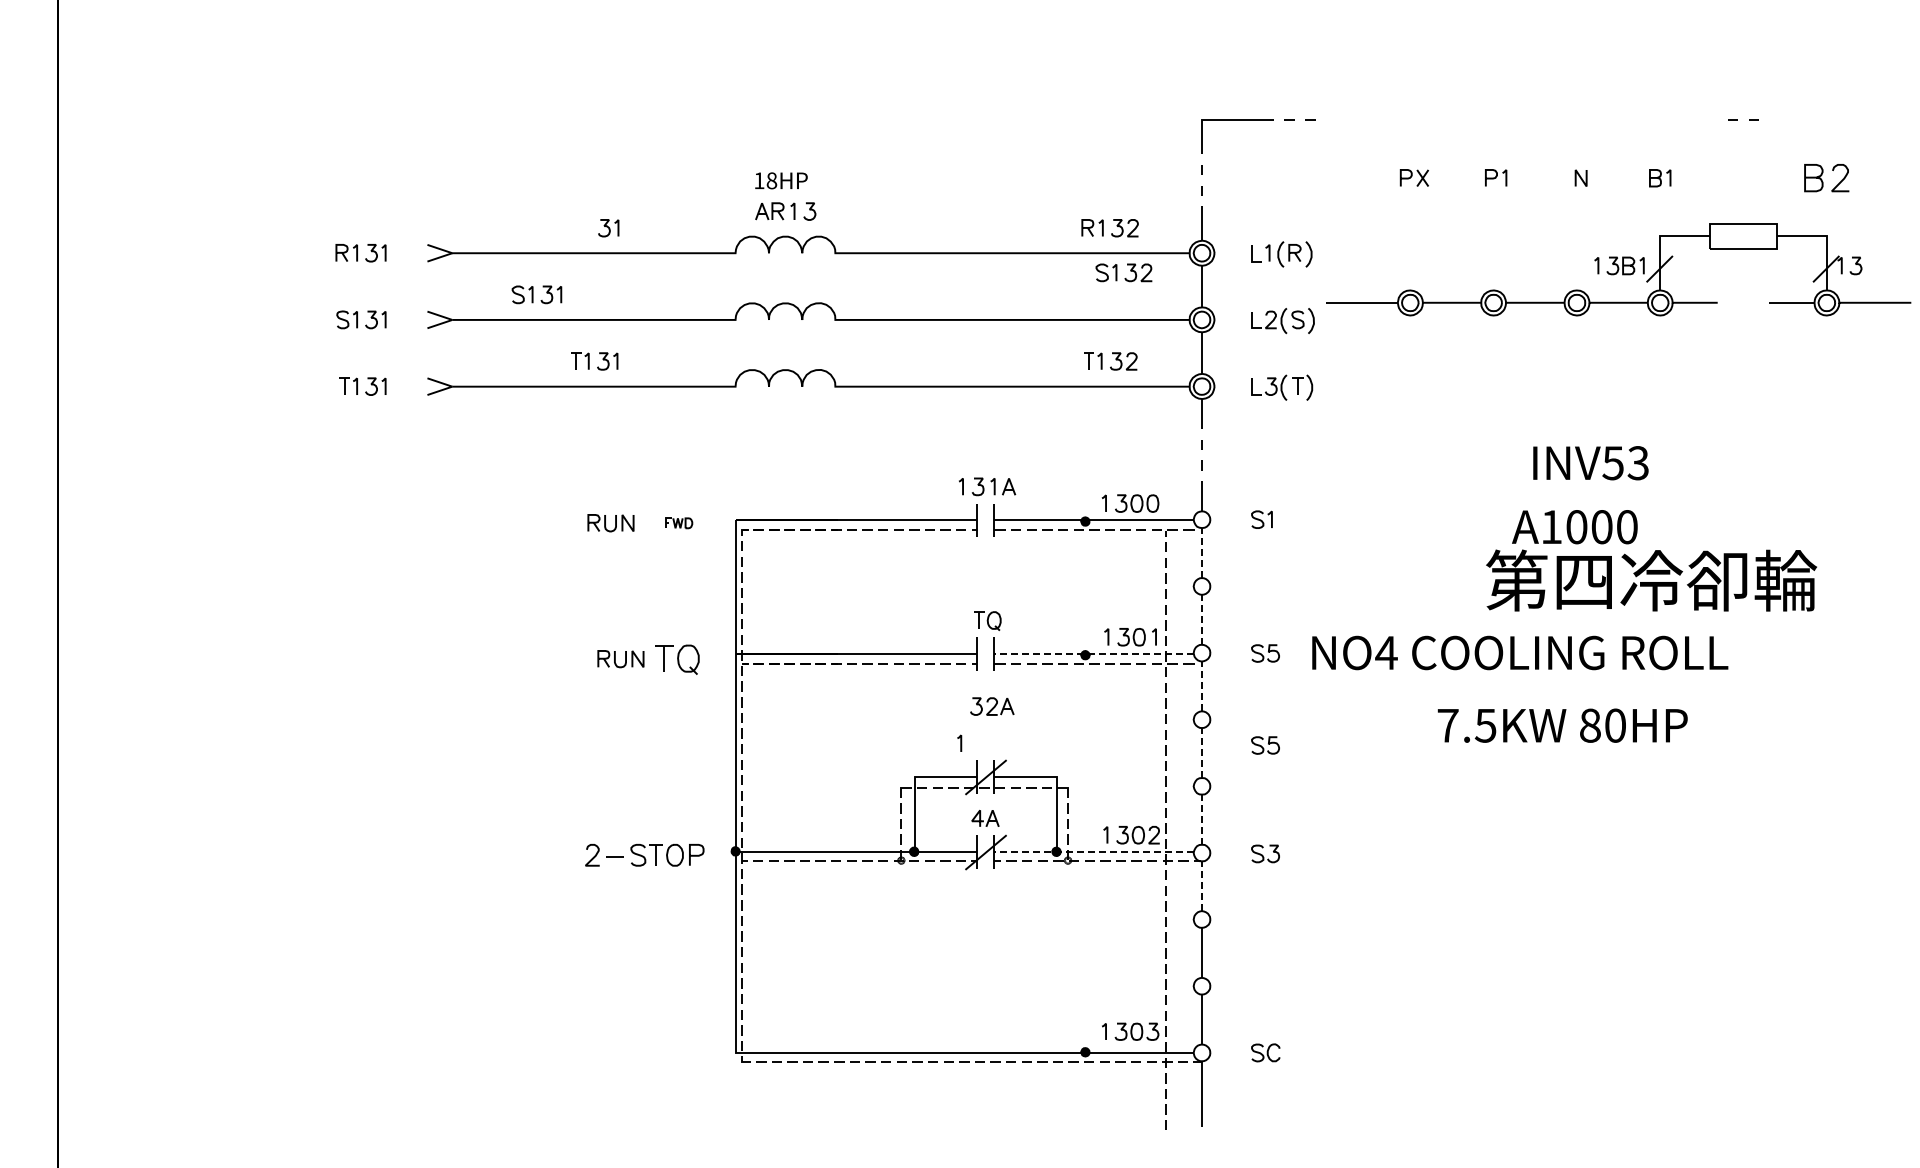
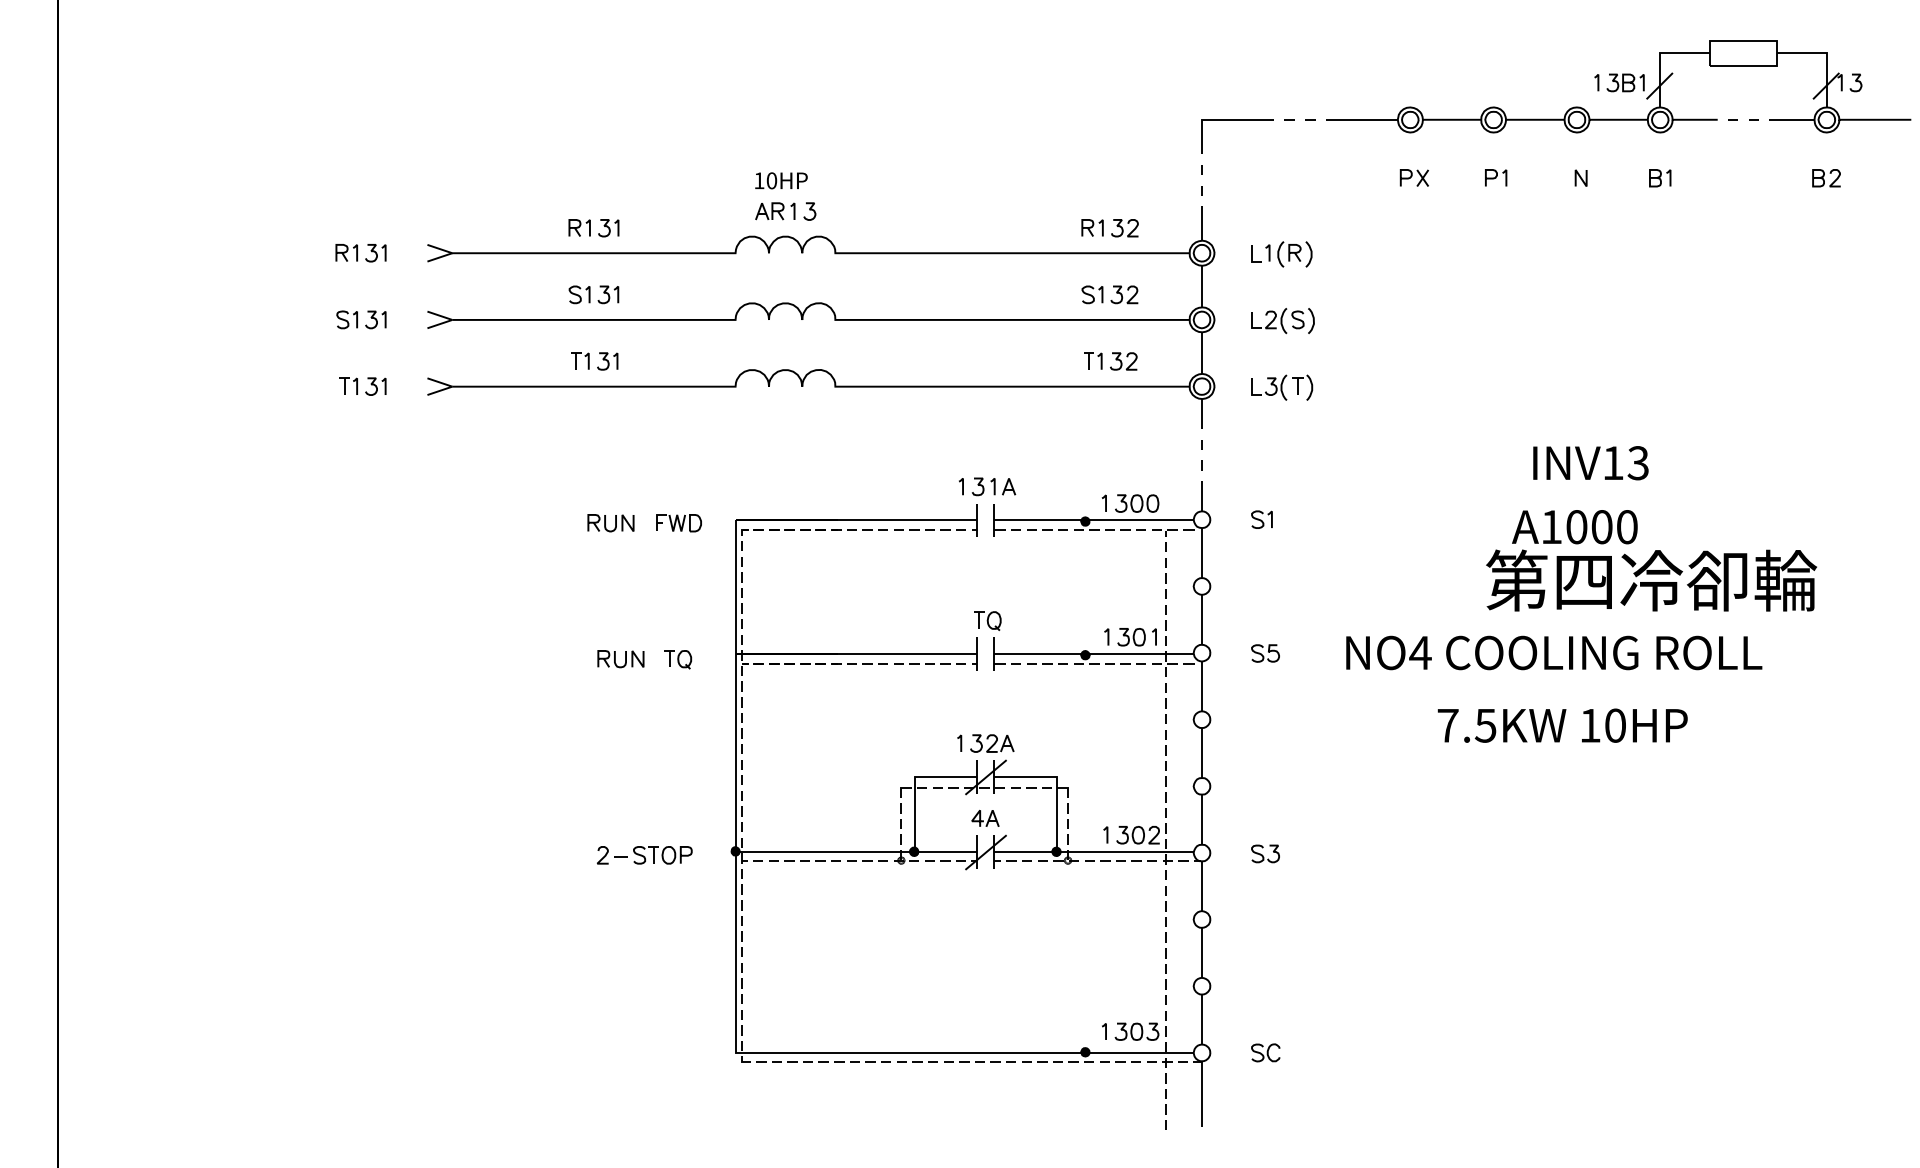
part size: 46x29 px -> 29x19 px (1826, 178)
text: 18HP -> 10HP (771, 181)
part: none -> present (579, 227)
part position: (1618, 269) -> (1618, 86) (1618, 86)
part position: (1123, 272) -> (1109, 294) (1109, 294)
part position: (536, 294) -> (593, 294) (593, 294)
text: INV53 -> INV13 (1612, 463)
part size: 29x13 px -> 46x19 px (678, 523)
line: dashed -> solid (1202, 553)
line: dashed -> solid (1202, 619)
text position: (1520, 652) -> (1554, 652) (1554, 652)
line: dashed -> solid (1093, 653)
part size: 45x31 px -> 29x20 px (678, 659)
line: dashed -> solid (1202, 686)
part position: (992, 706) -> (992, 743) (992, 743)
text: 80HP -> 10HP (1590, 725)
part: present -> none (1265, 745)
line: dashed -> solid (1202, 753)
line: dashed -> solid (1202, 819)
line: dashed -> solid (1093, 851)
part size: 120x23 px -> 97x19 px (644, 855)
line: dashed -> solid (1202, 886)
